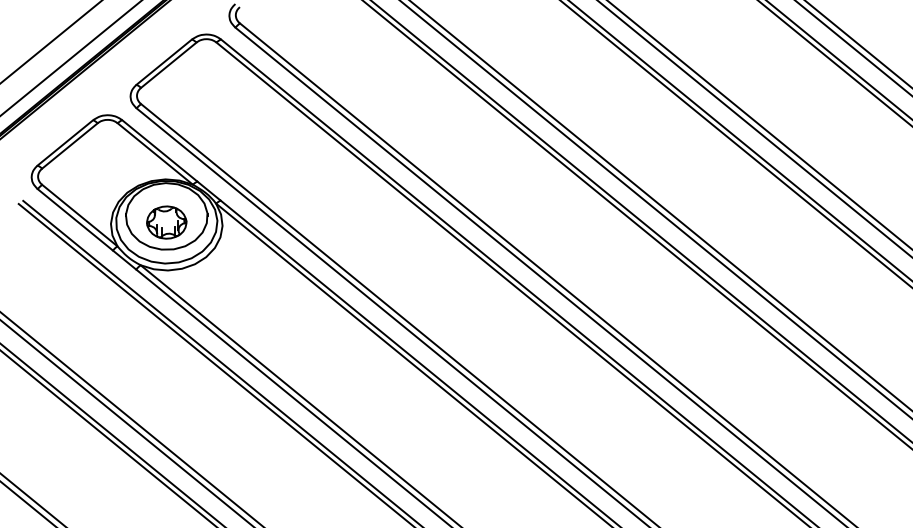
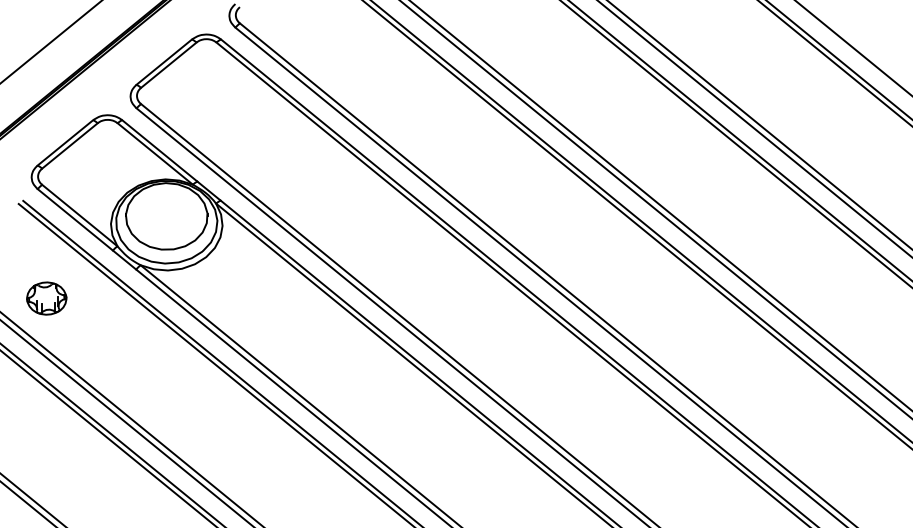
line: present -> none (857, 44)
line: present -> none (70, 58)
part position: (166, 222) -> (46, 298) (46, 298)
